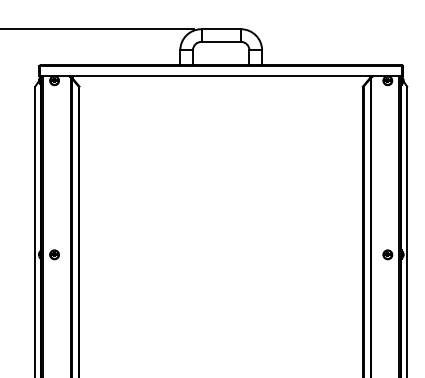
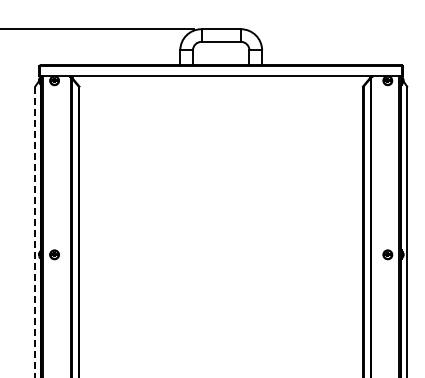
line: solid -> dashed (35, 232)
